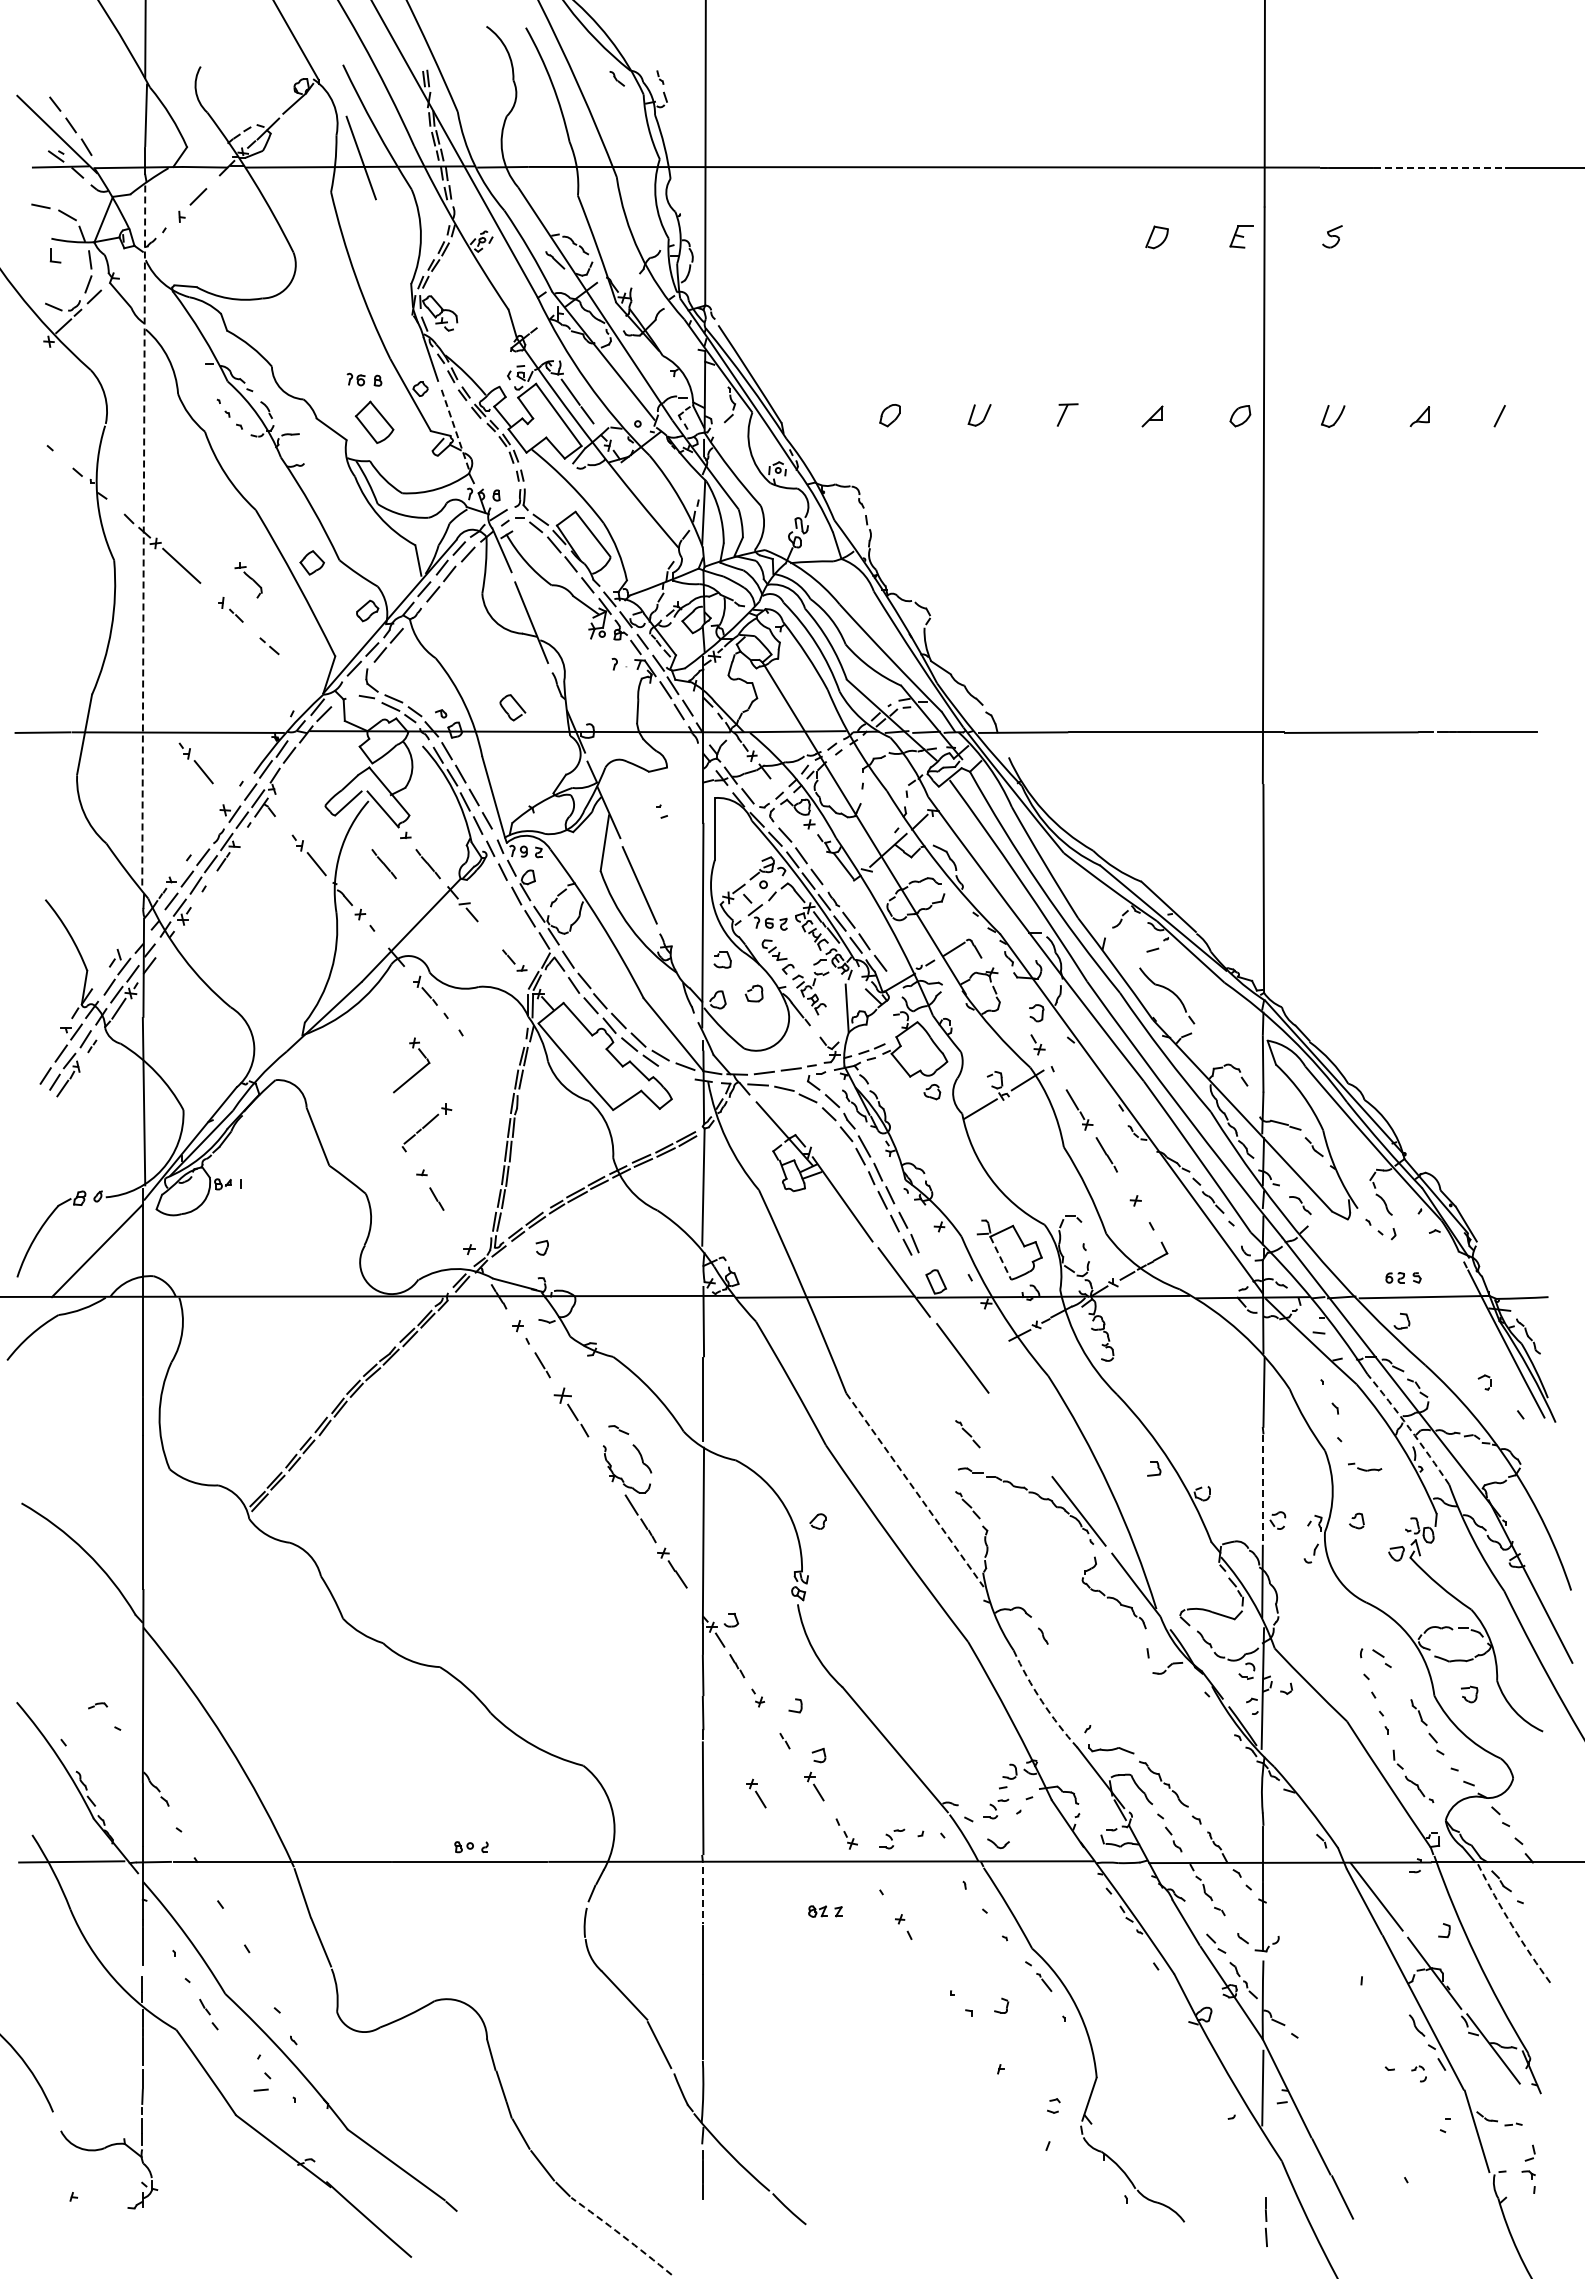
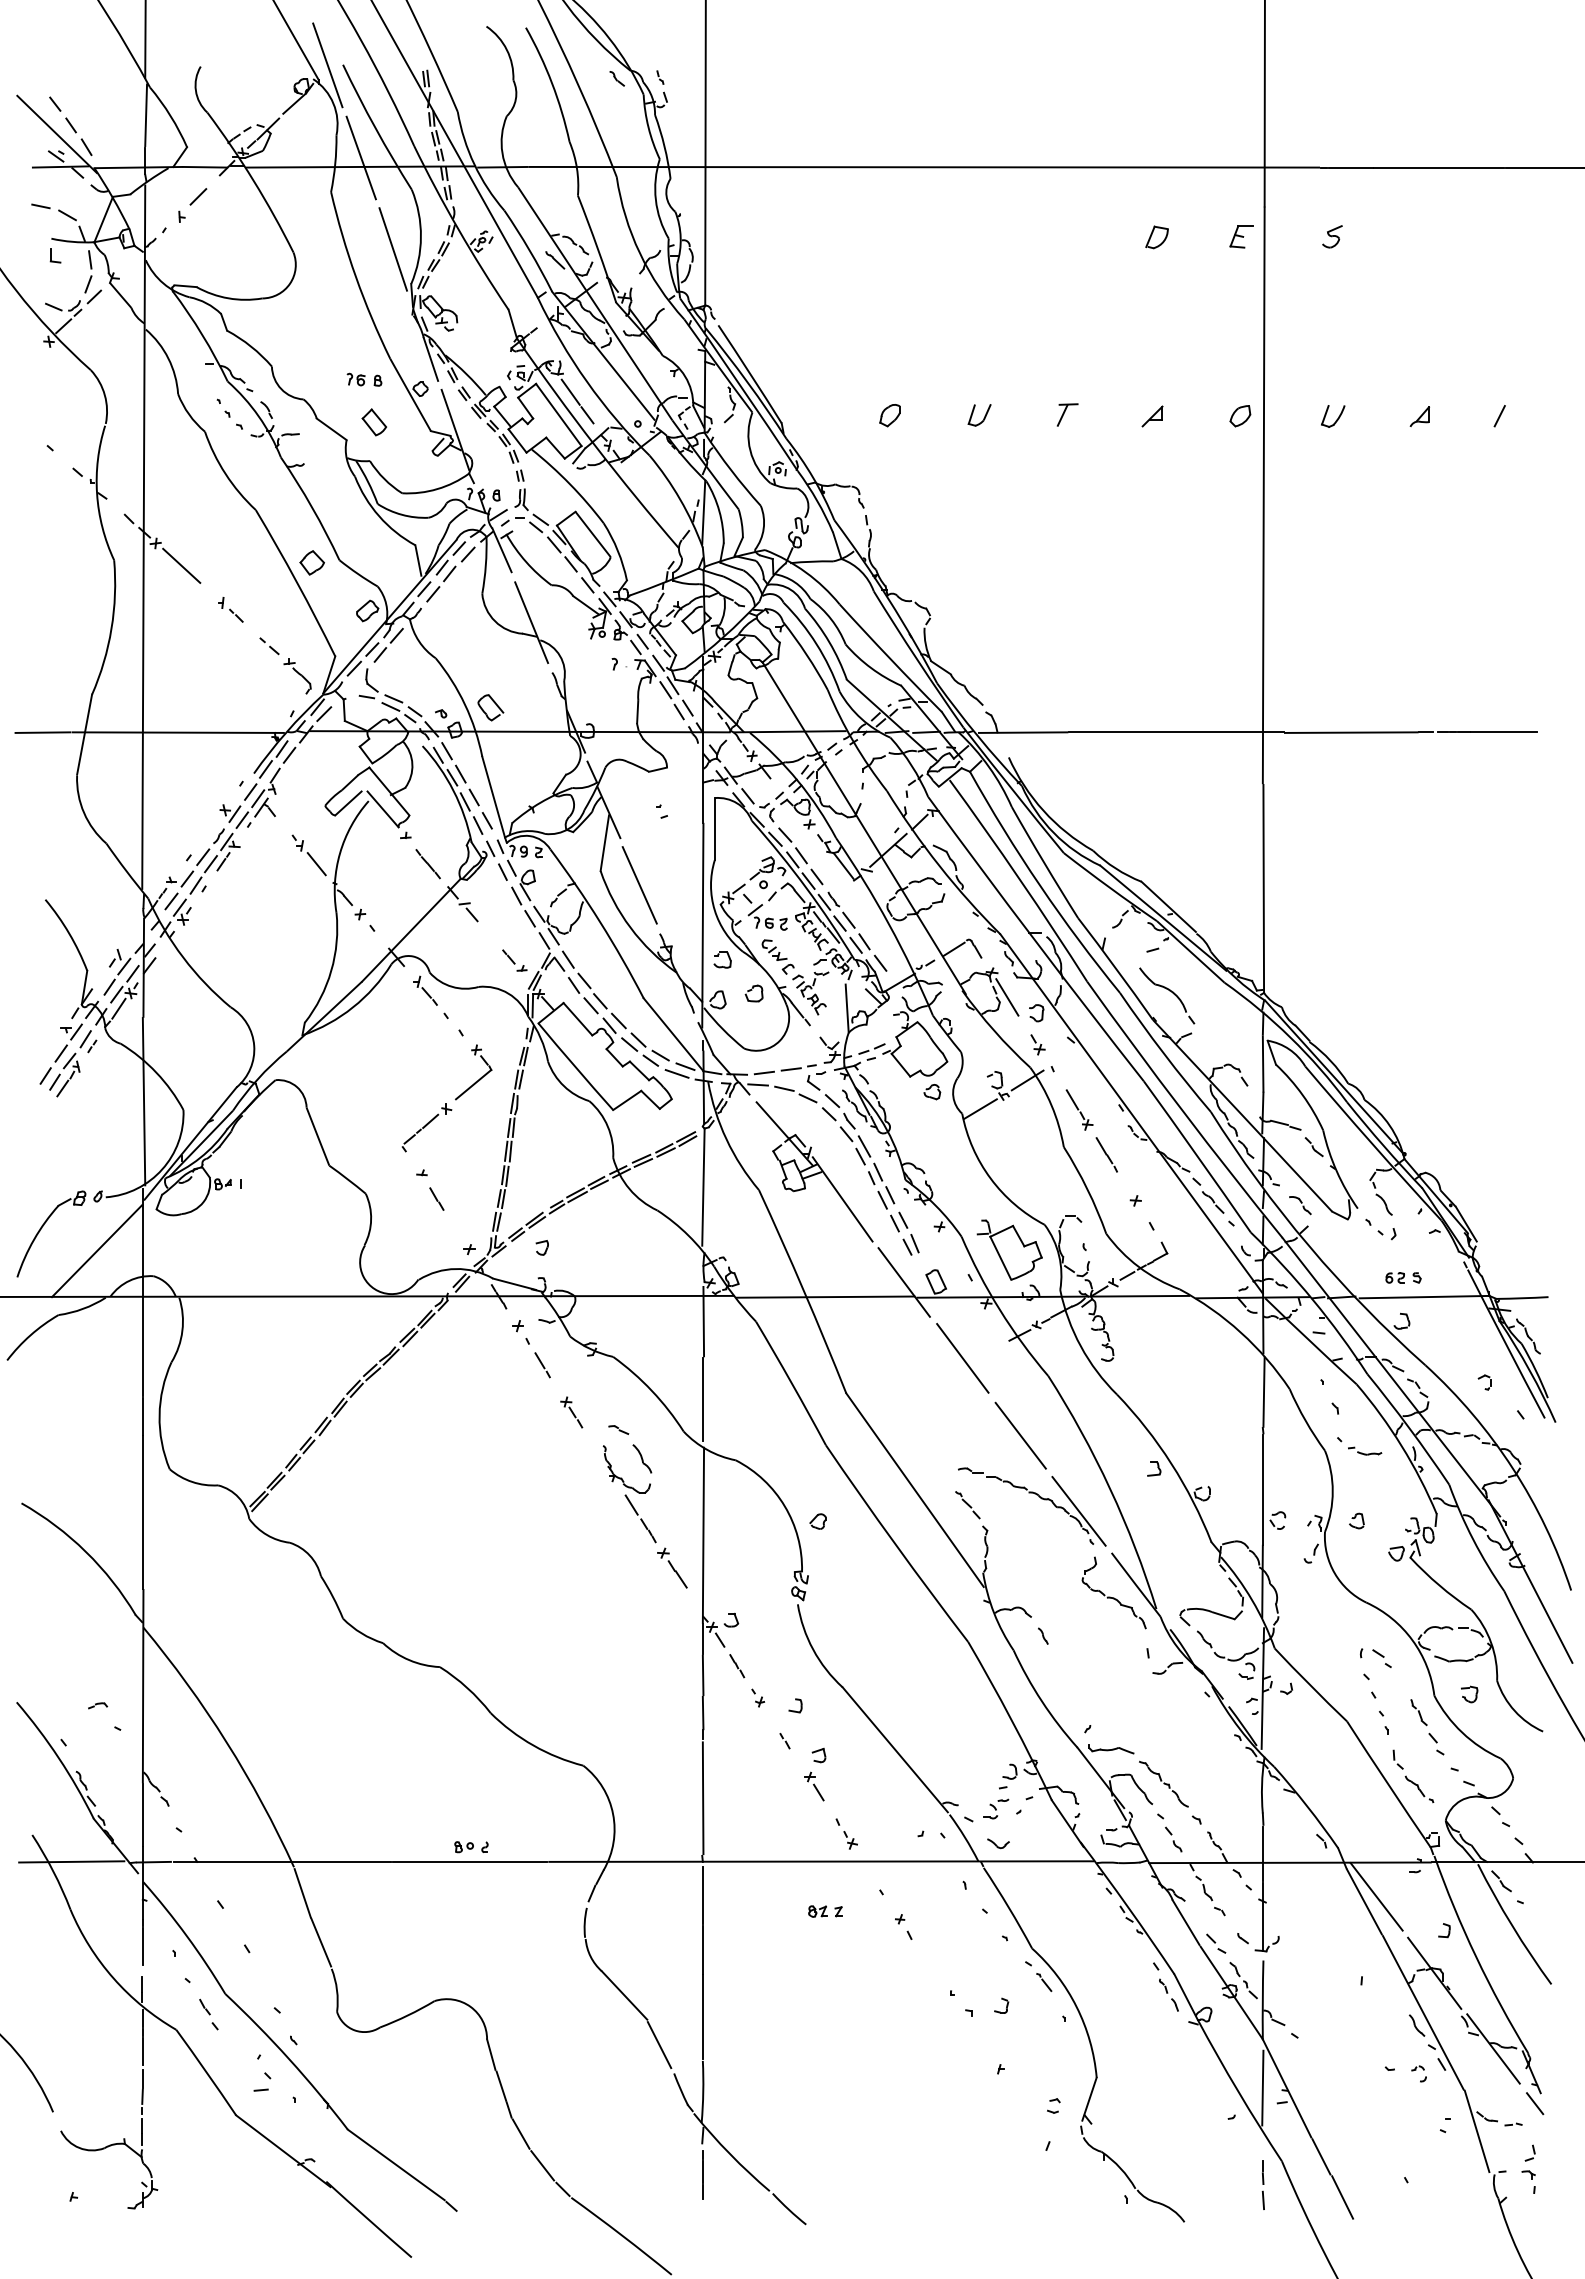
line: none -> present (327, 65)
line: dashed -> solid (1438, 167)
line: none -> present (393, 249)
part size: 41x44 px -> 26x29 px (373, 422)
line: dashed -> solid (455, 430)
line: dashed -> solid (143, 537)
part position: (248, 580) -> (297, 676) (297, 676)
part position: (512, 707) -> (490, 707) (490, 707)
part: present -> none (195, 763)
line: present -> none (383, 864)
line: none -> present (1007, 997)
part position: (417, 1071) -> (479, 1078) (479, 1078)
line: none -> present (676, 1073)
line: dashed -> solid (1000, 1258)
part size: 37x51 px -> 24x33 px (571, 1412)
arc: dashed -> solid (1409, 1428)
part: present -> none (967, 1434)
line: none -> present (1020, 1435)
part position: (1365, 1466) -> (1365, 1450) (1365, 1450)
line: dashed -> solid (1263, 1489)
line: dashed -> solid (915, 1490)
arc: dashed -> solid (1041, 1701)
part: present -> none (756, 1793)
part: present -> none (892, 1838)
line: dashed -> solid (702, 1896)
arc: dashed -> solid (1512, 1925)
part: none -> present (1168, 1994)
line: none -> present (1535, 2103)
part position: (1265, 2221) -> (1262, 2184) (1262, 2184)
arc: dashed -> solid (622, 2235)
